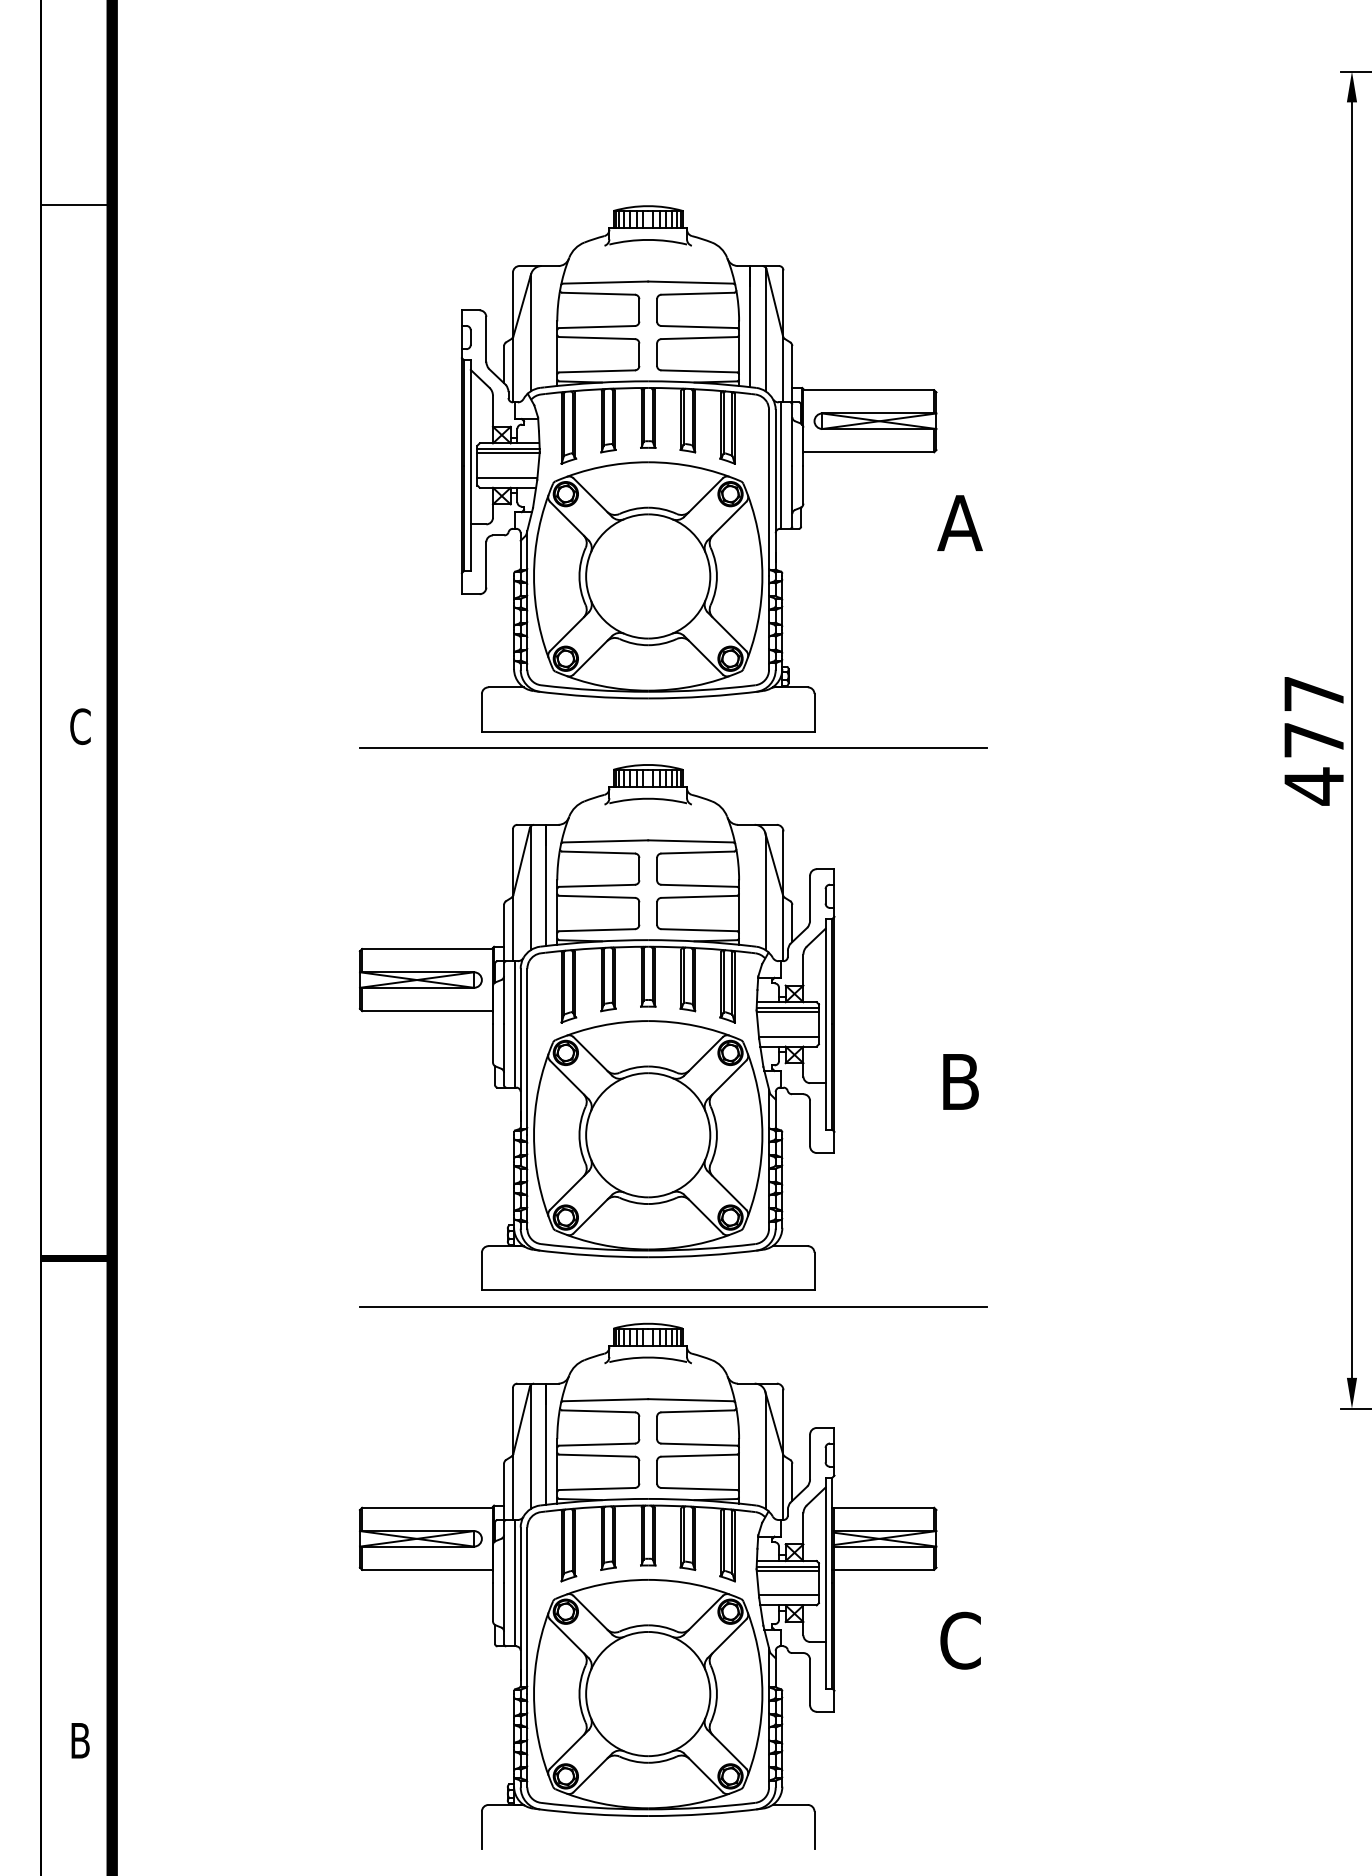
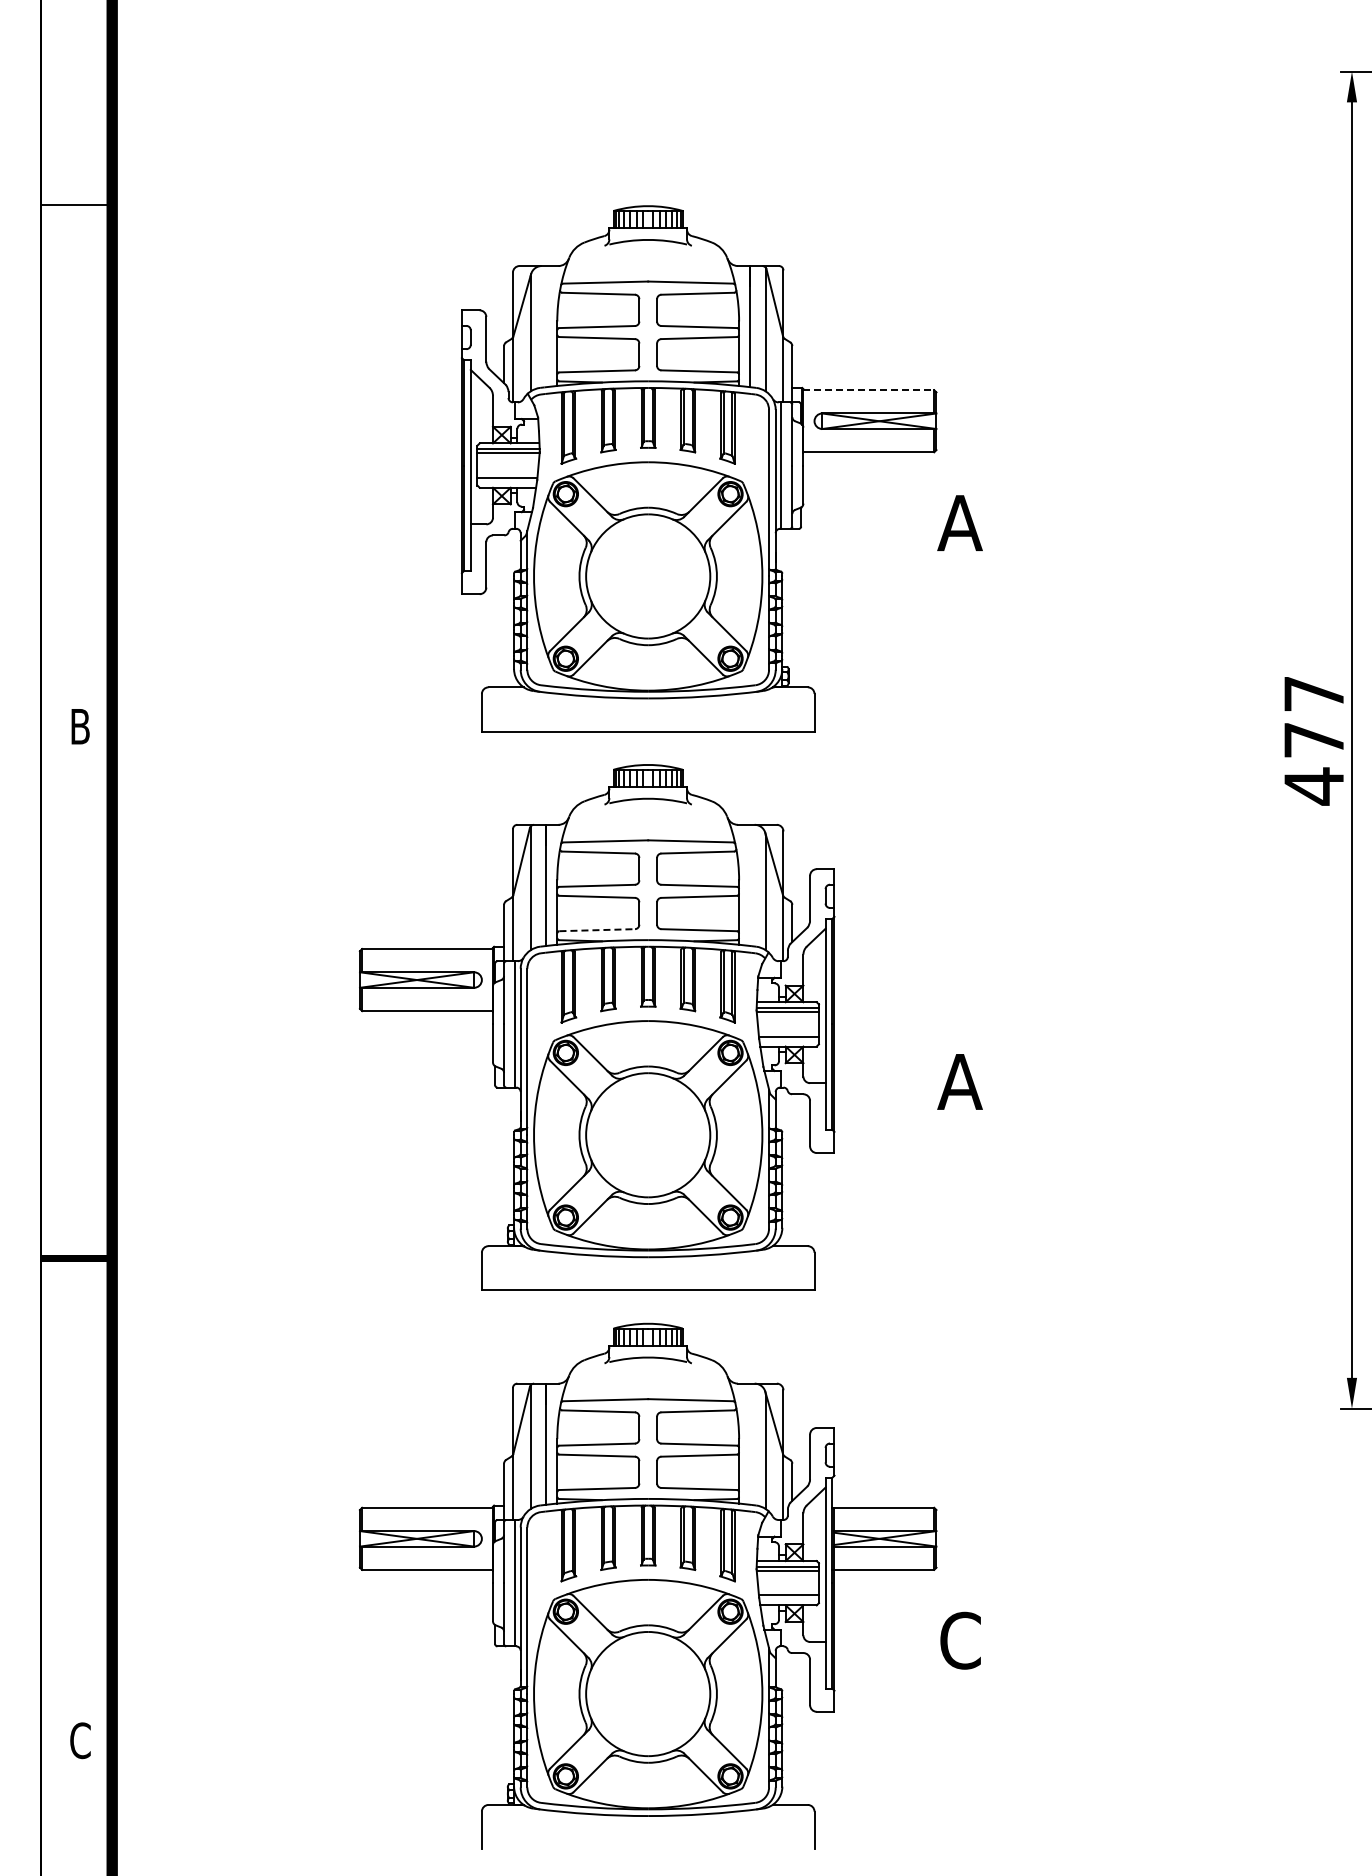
line: solid -> dashed (869, 390)
text: C -> B (80, 726)
line: present -> none (672, 748)
line: solid -> dashed (597, 930)
text: B -> A (959, 1081)
line: present -> none (673, 1306)
text: B -> C (80, 1740)
